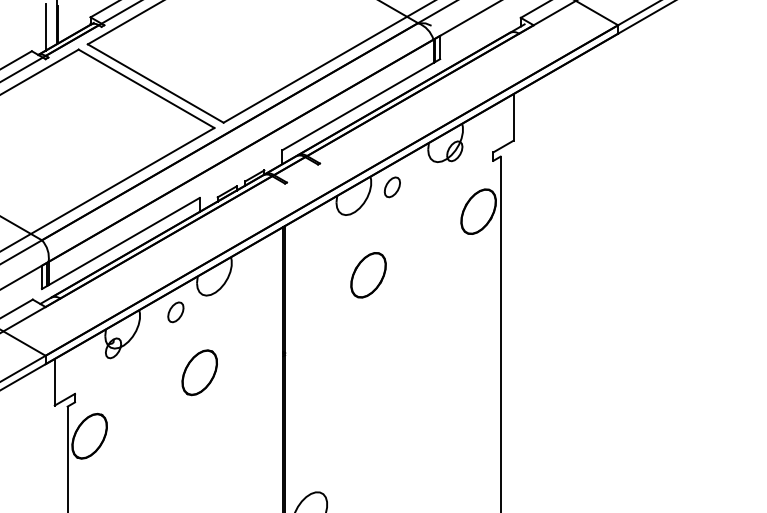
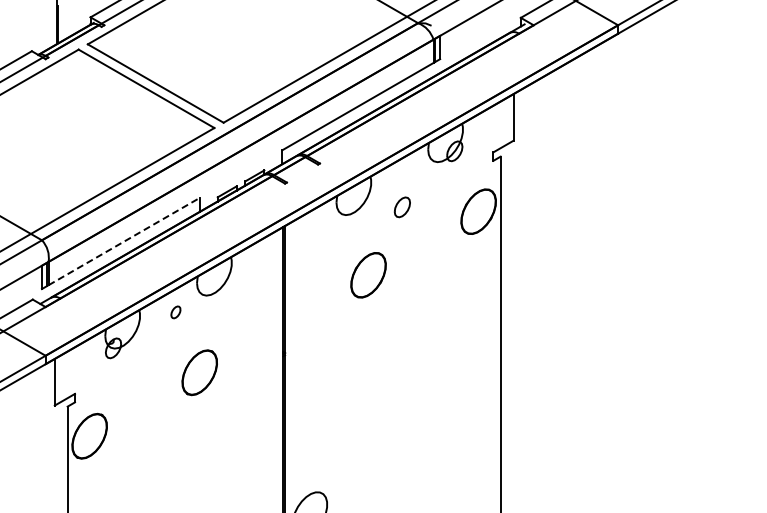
line: present -> none (45, 27)
part position: (391, 187) -> (401, 207) (401, 207)
line: solid -> dashed (124, 241)
part size: 18x23 px -> 12x15 px (175, 312)
